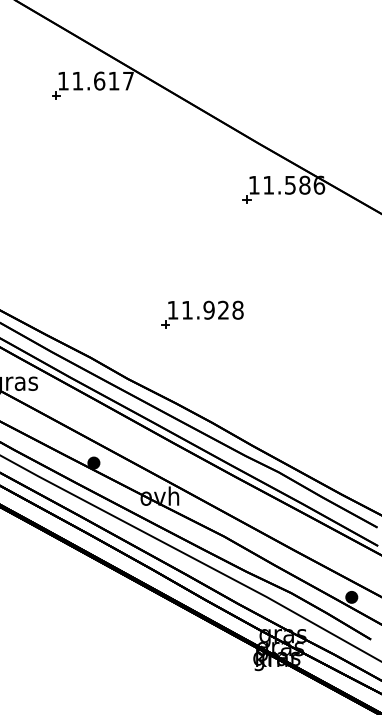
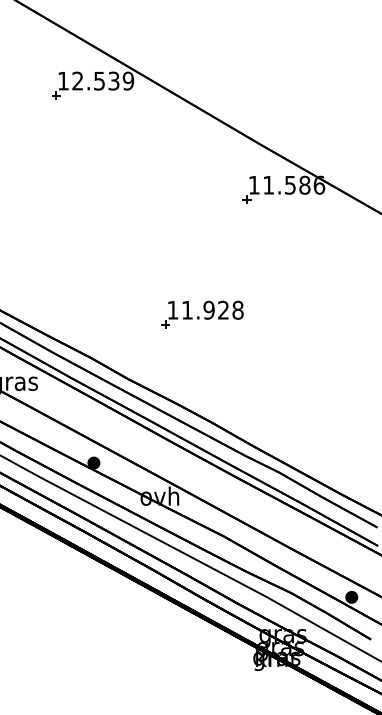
text: 11.617 -> 12.539 (103, 80)
